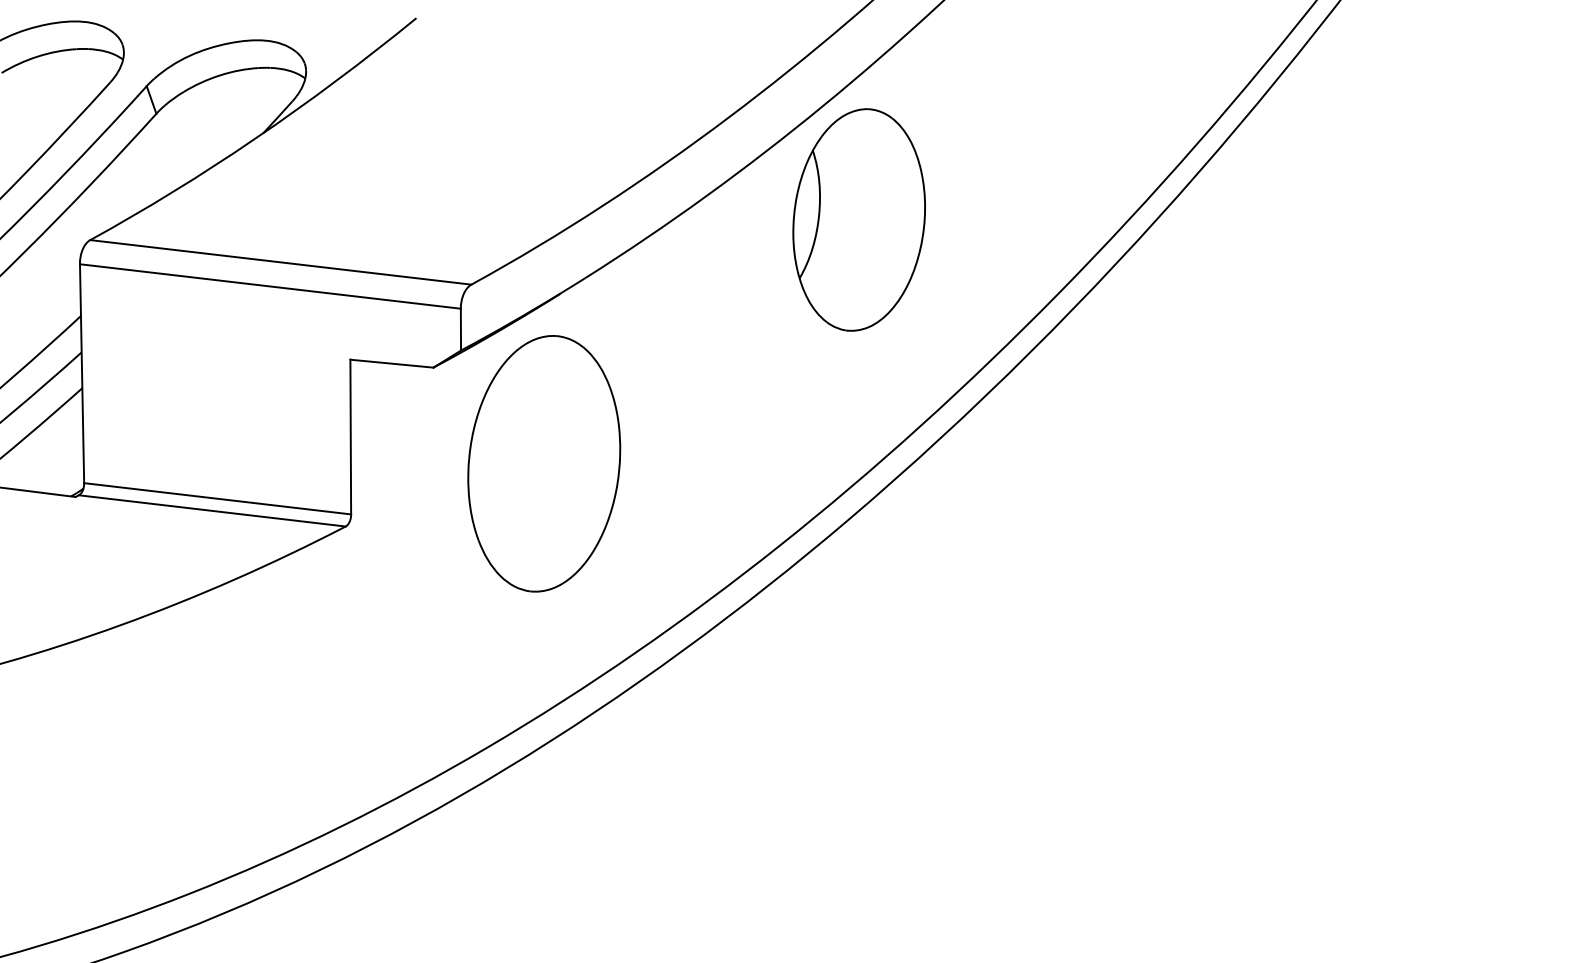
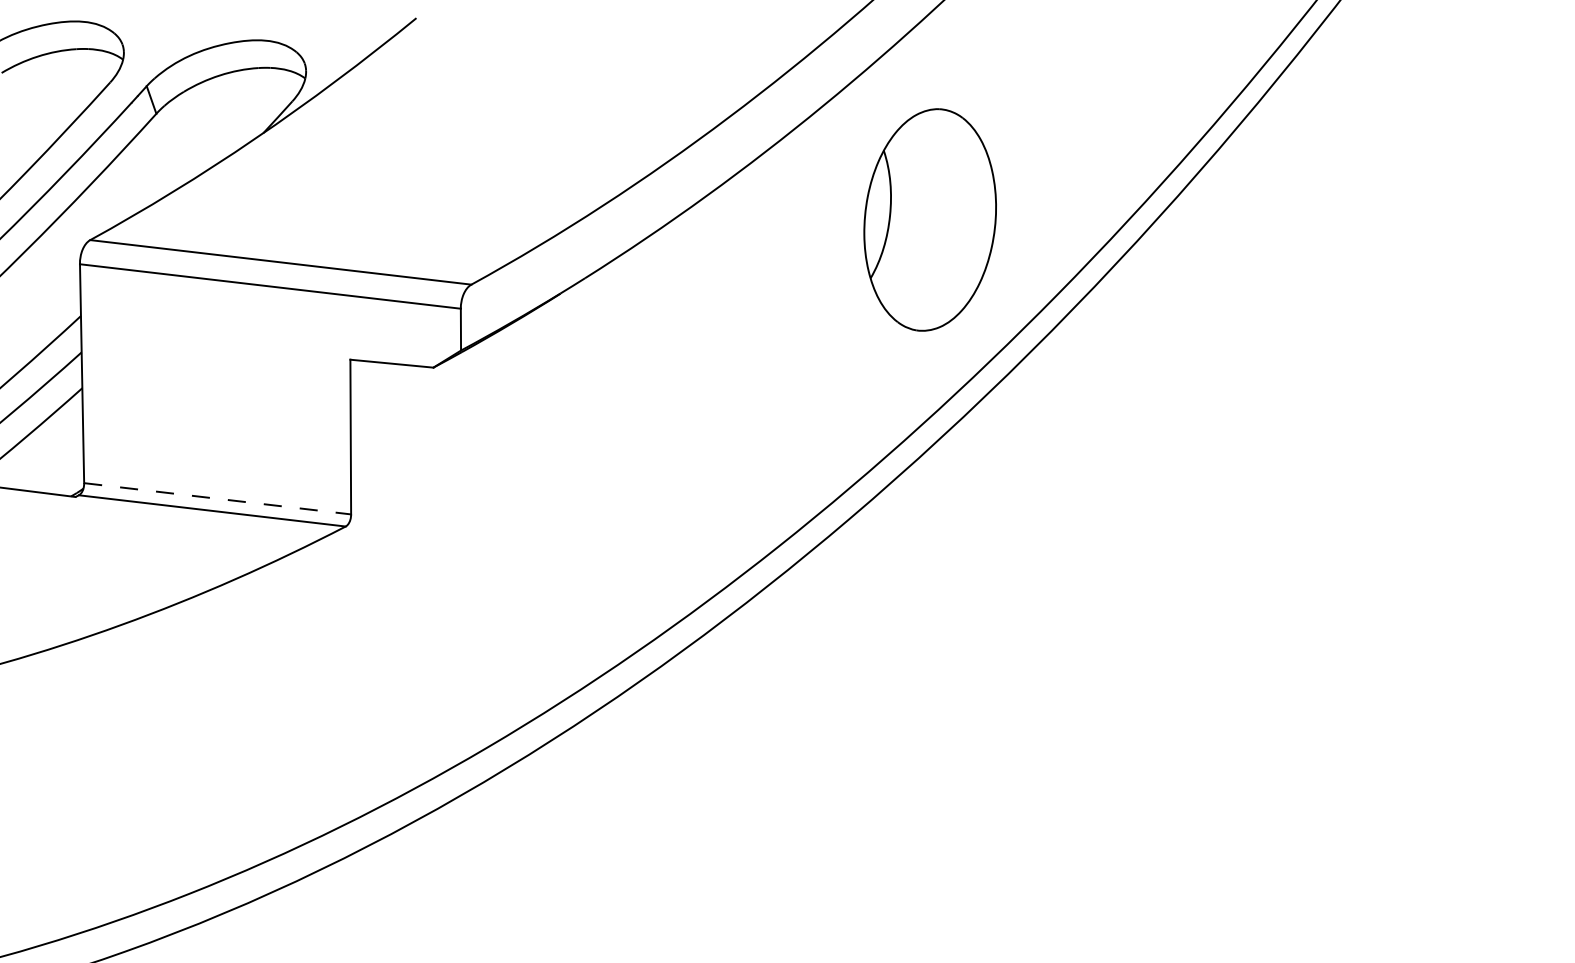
part position: (858, 219) -> (929, 219) (929, 219)
part: present -> none (544, 463)
line: solid -> dashed (218, 498)
